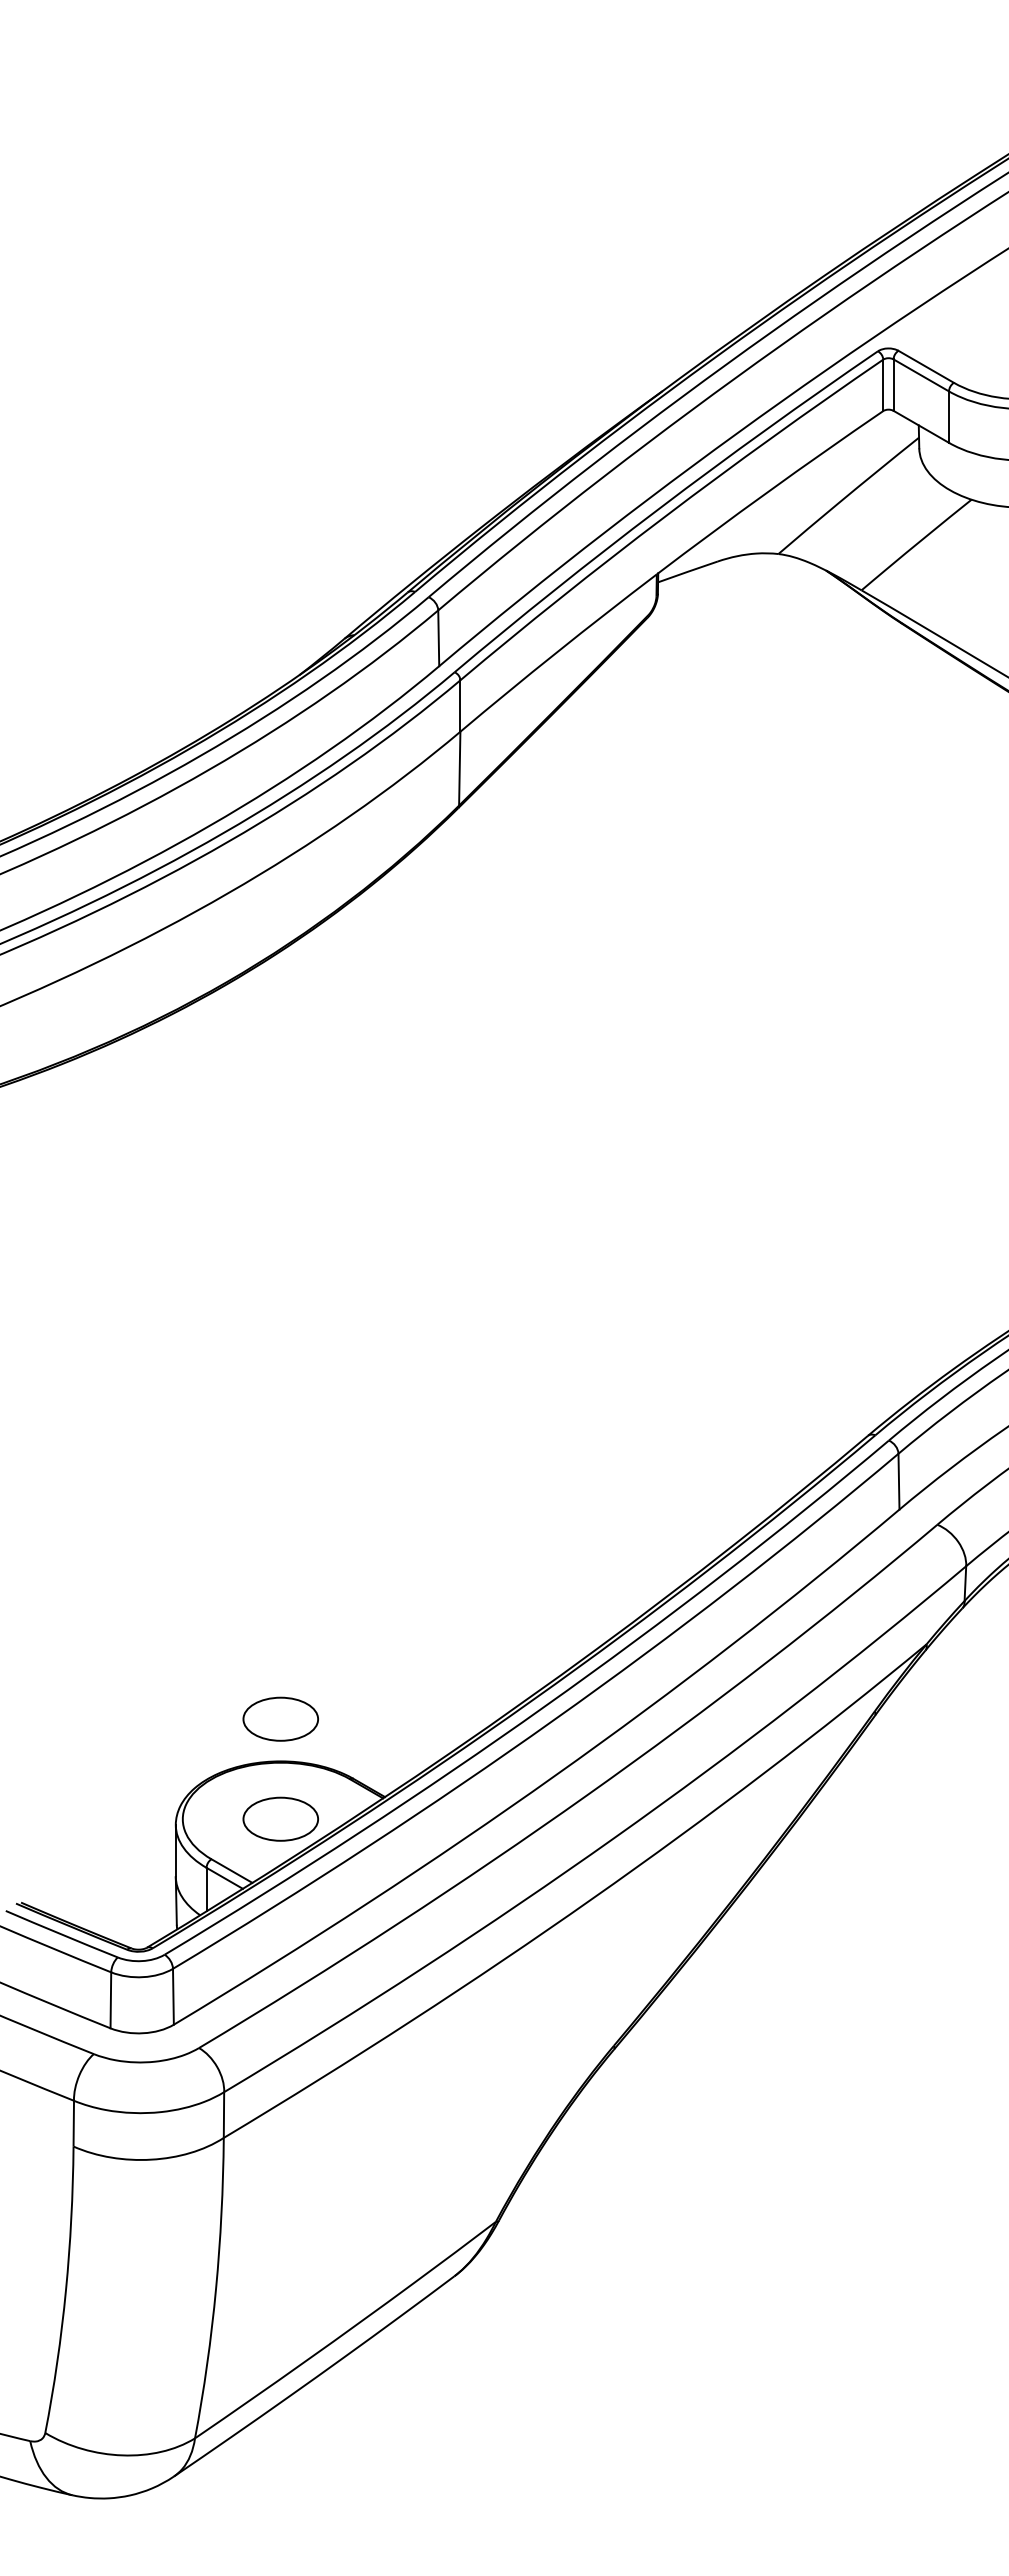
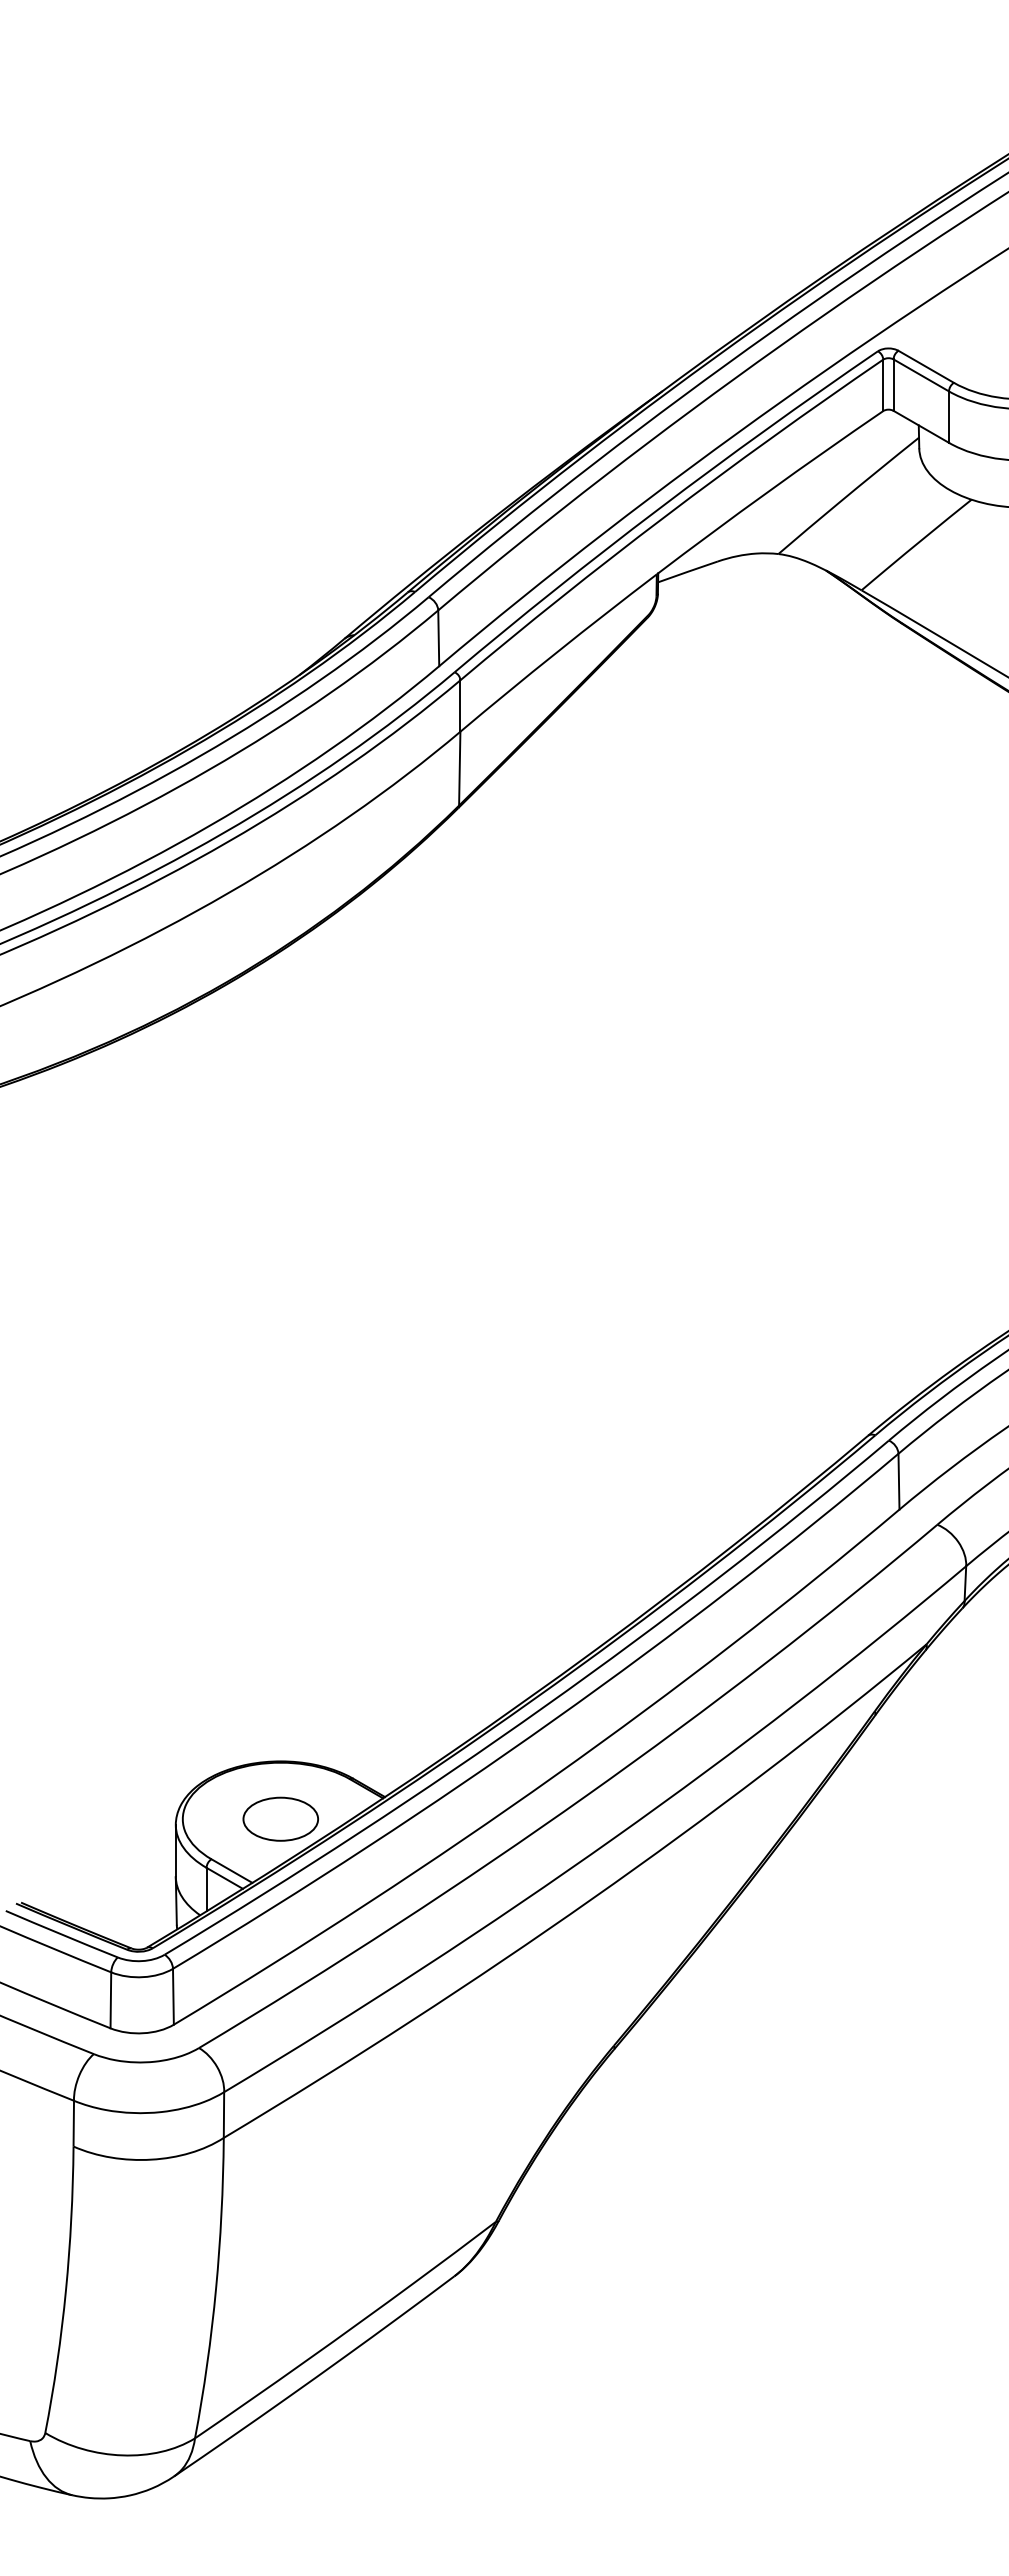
part: present -> none (280, 1718)
